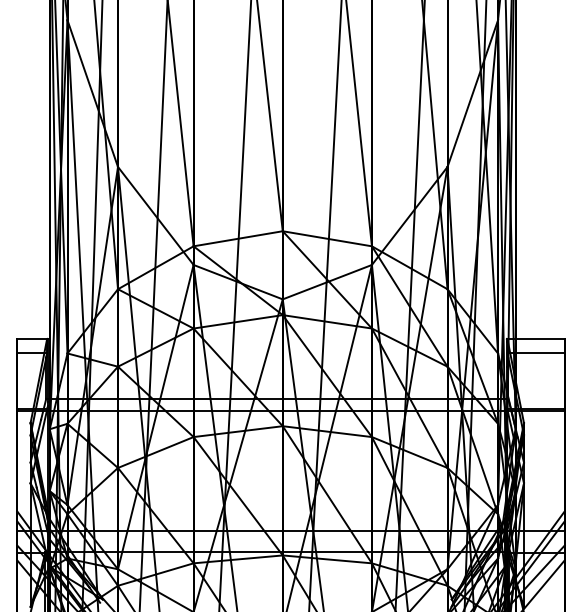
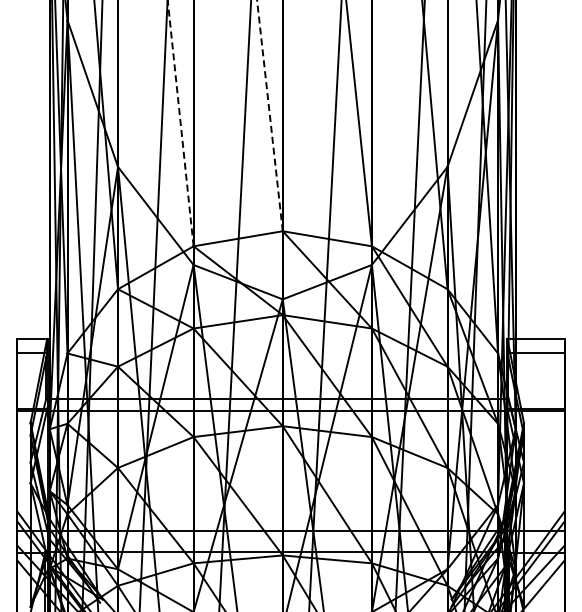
line: solid -> dashed (269, 116)
line: solid -> dashed (180, 123)
